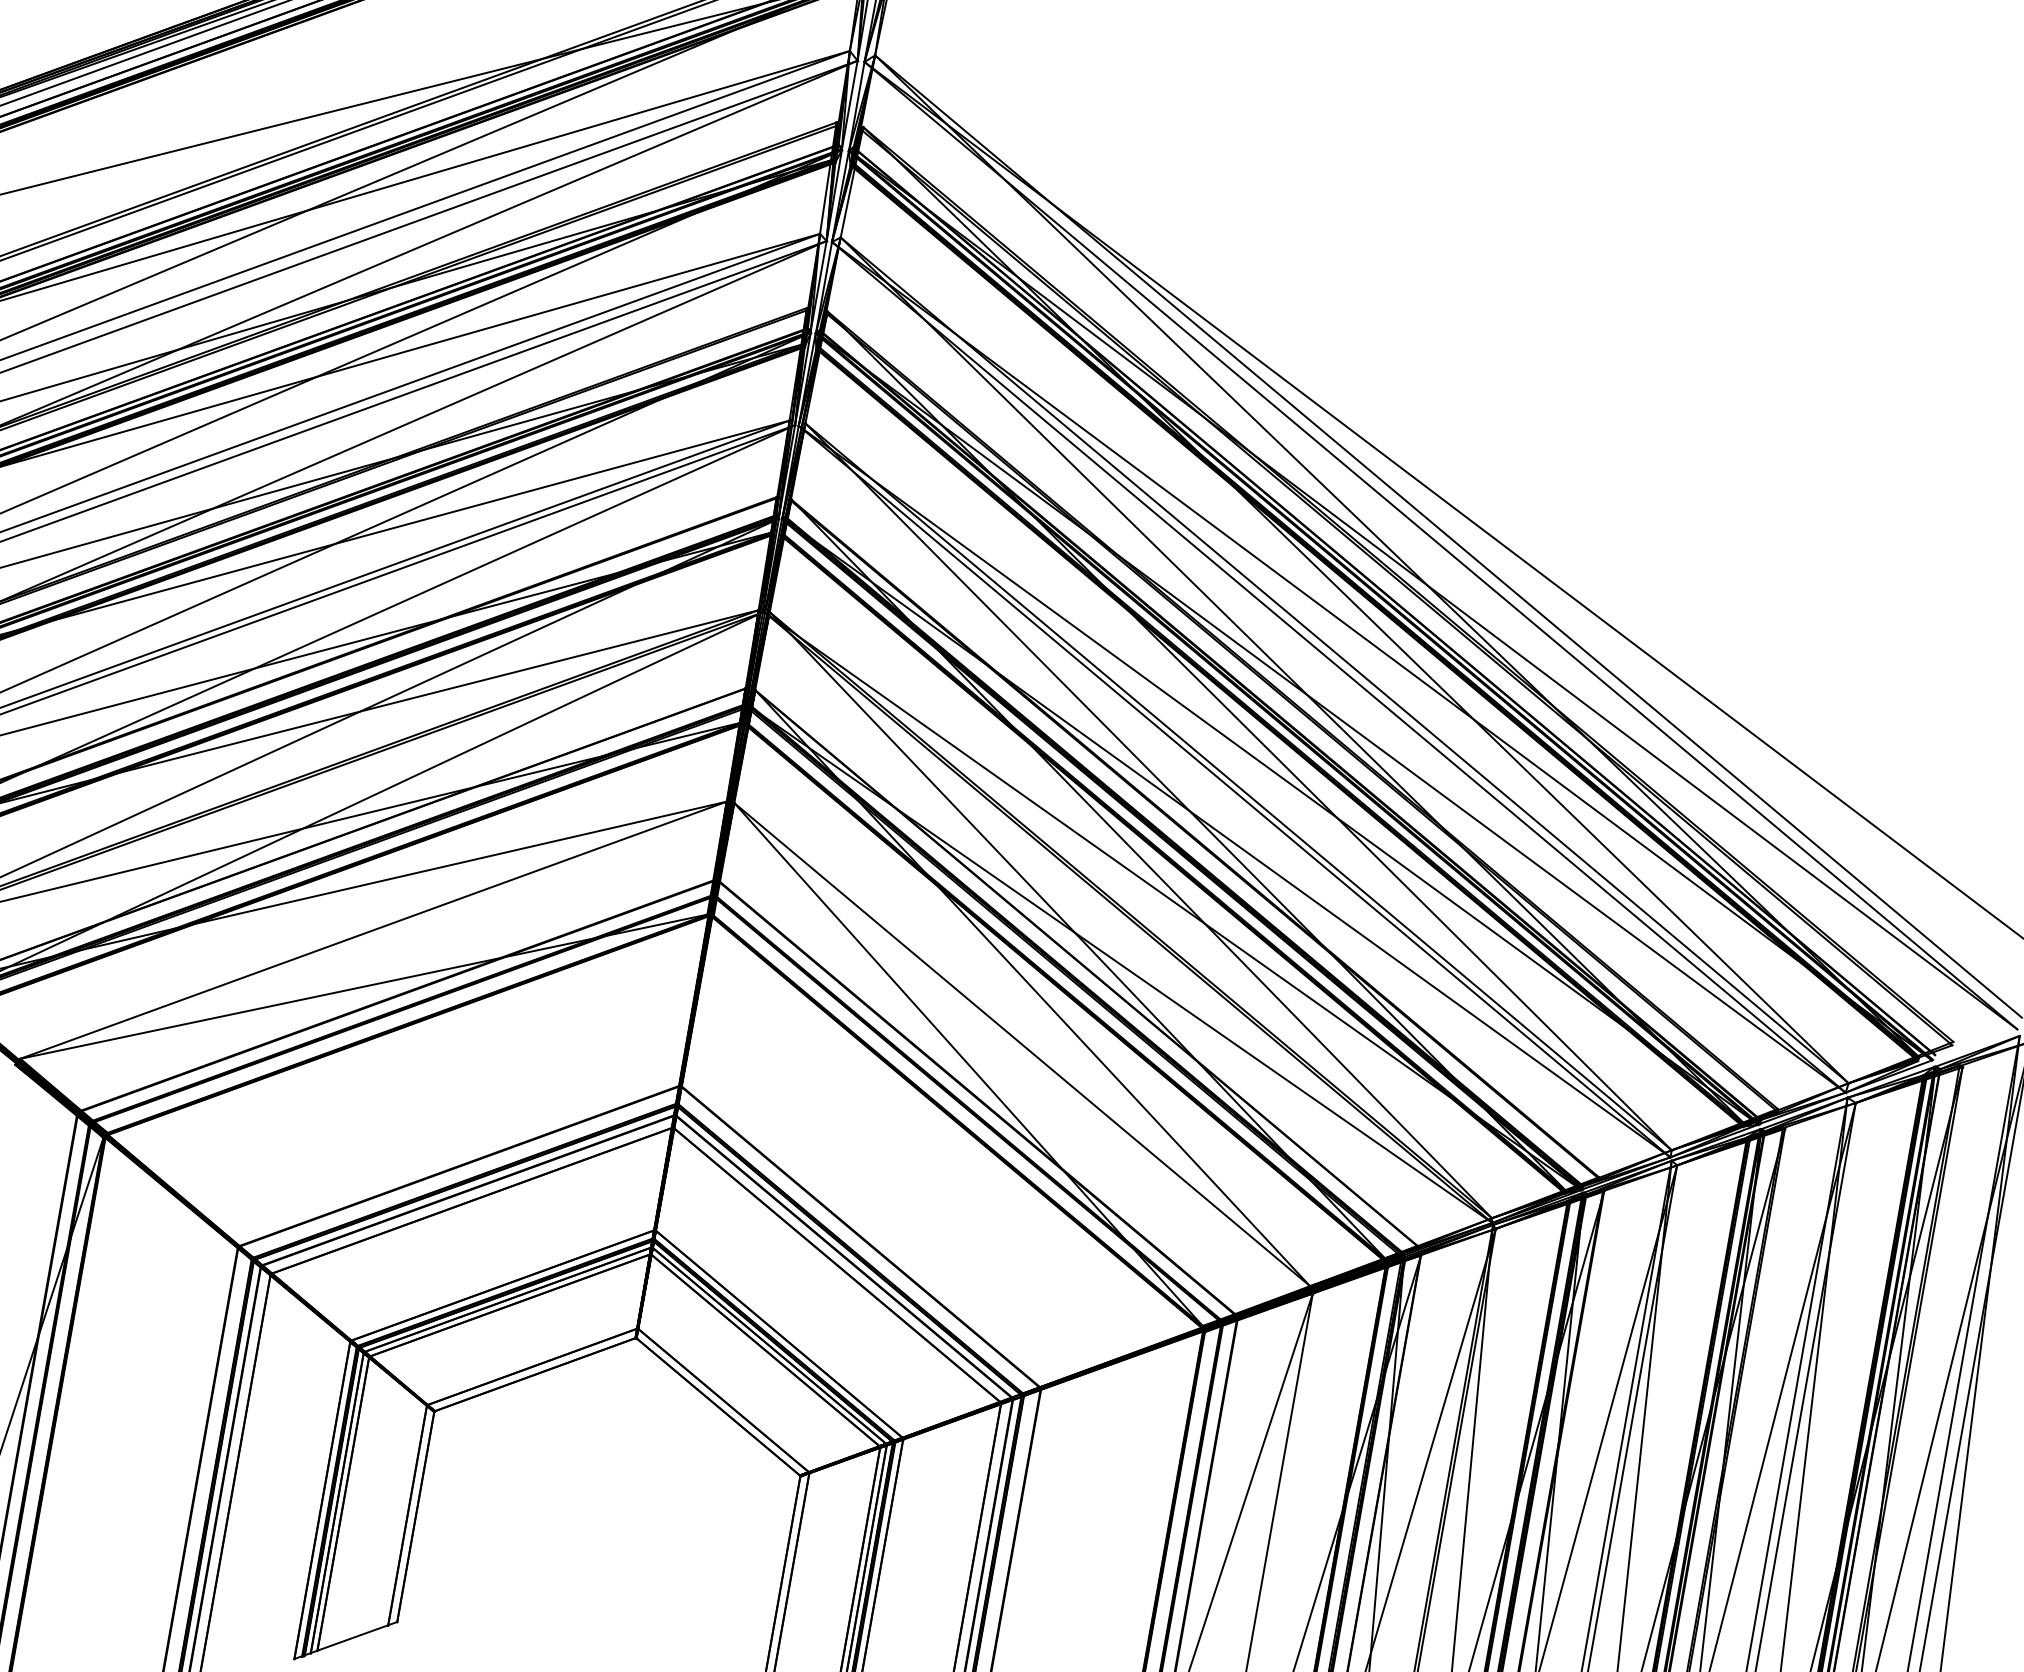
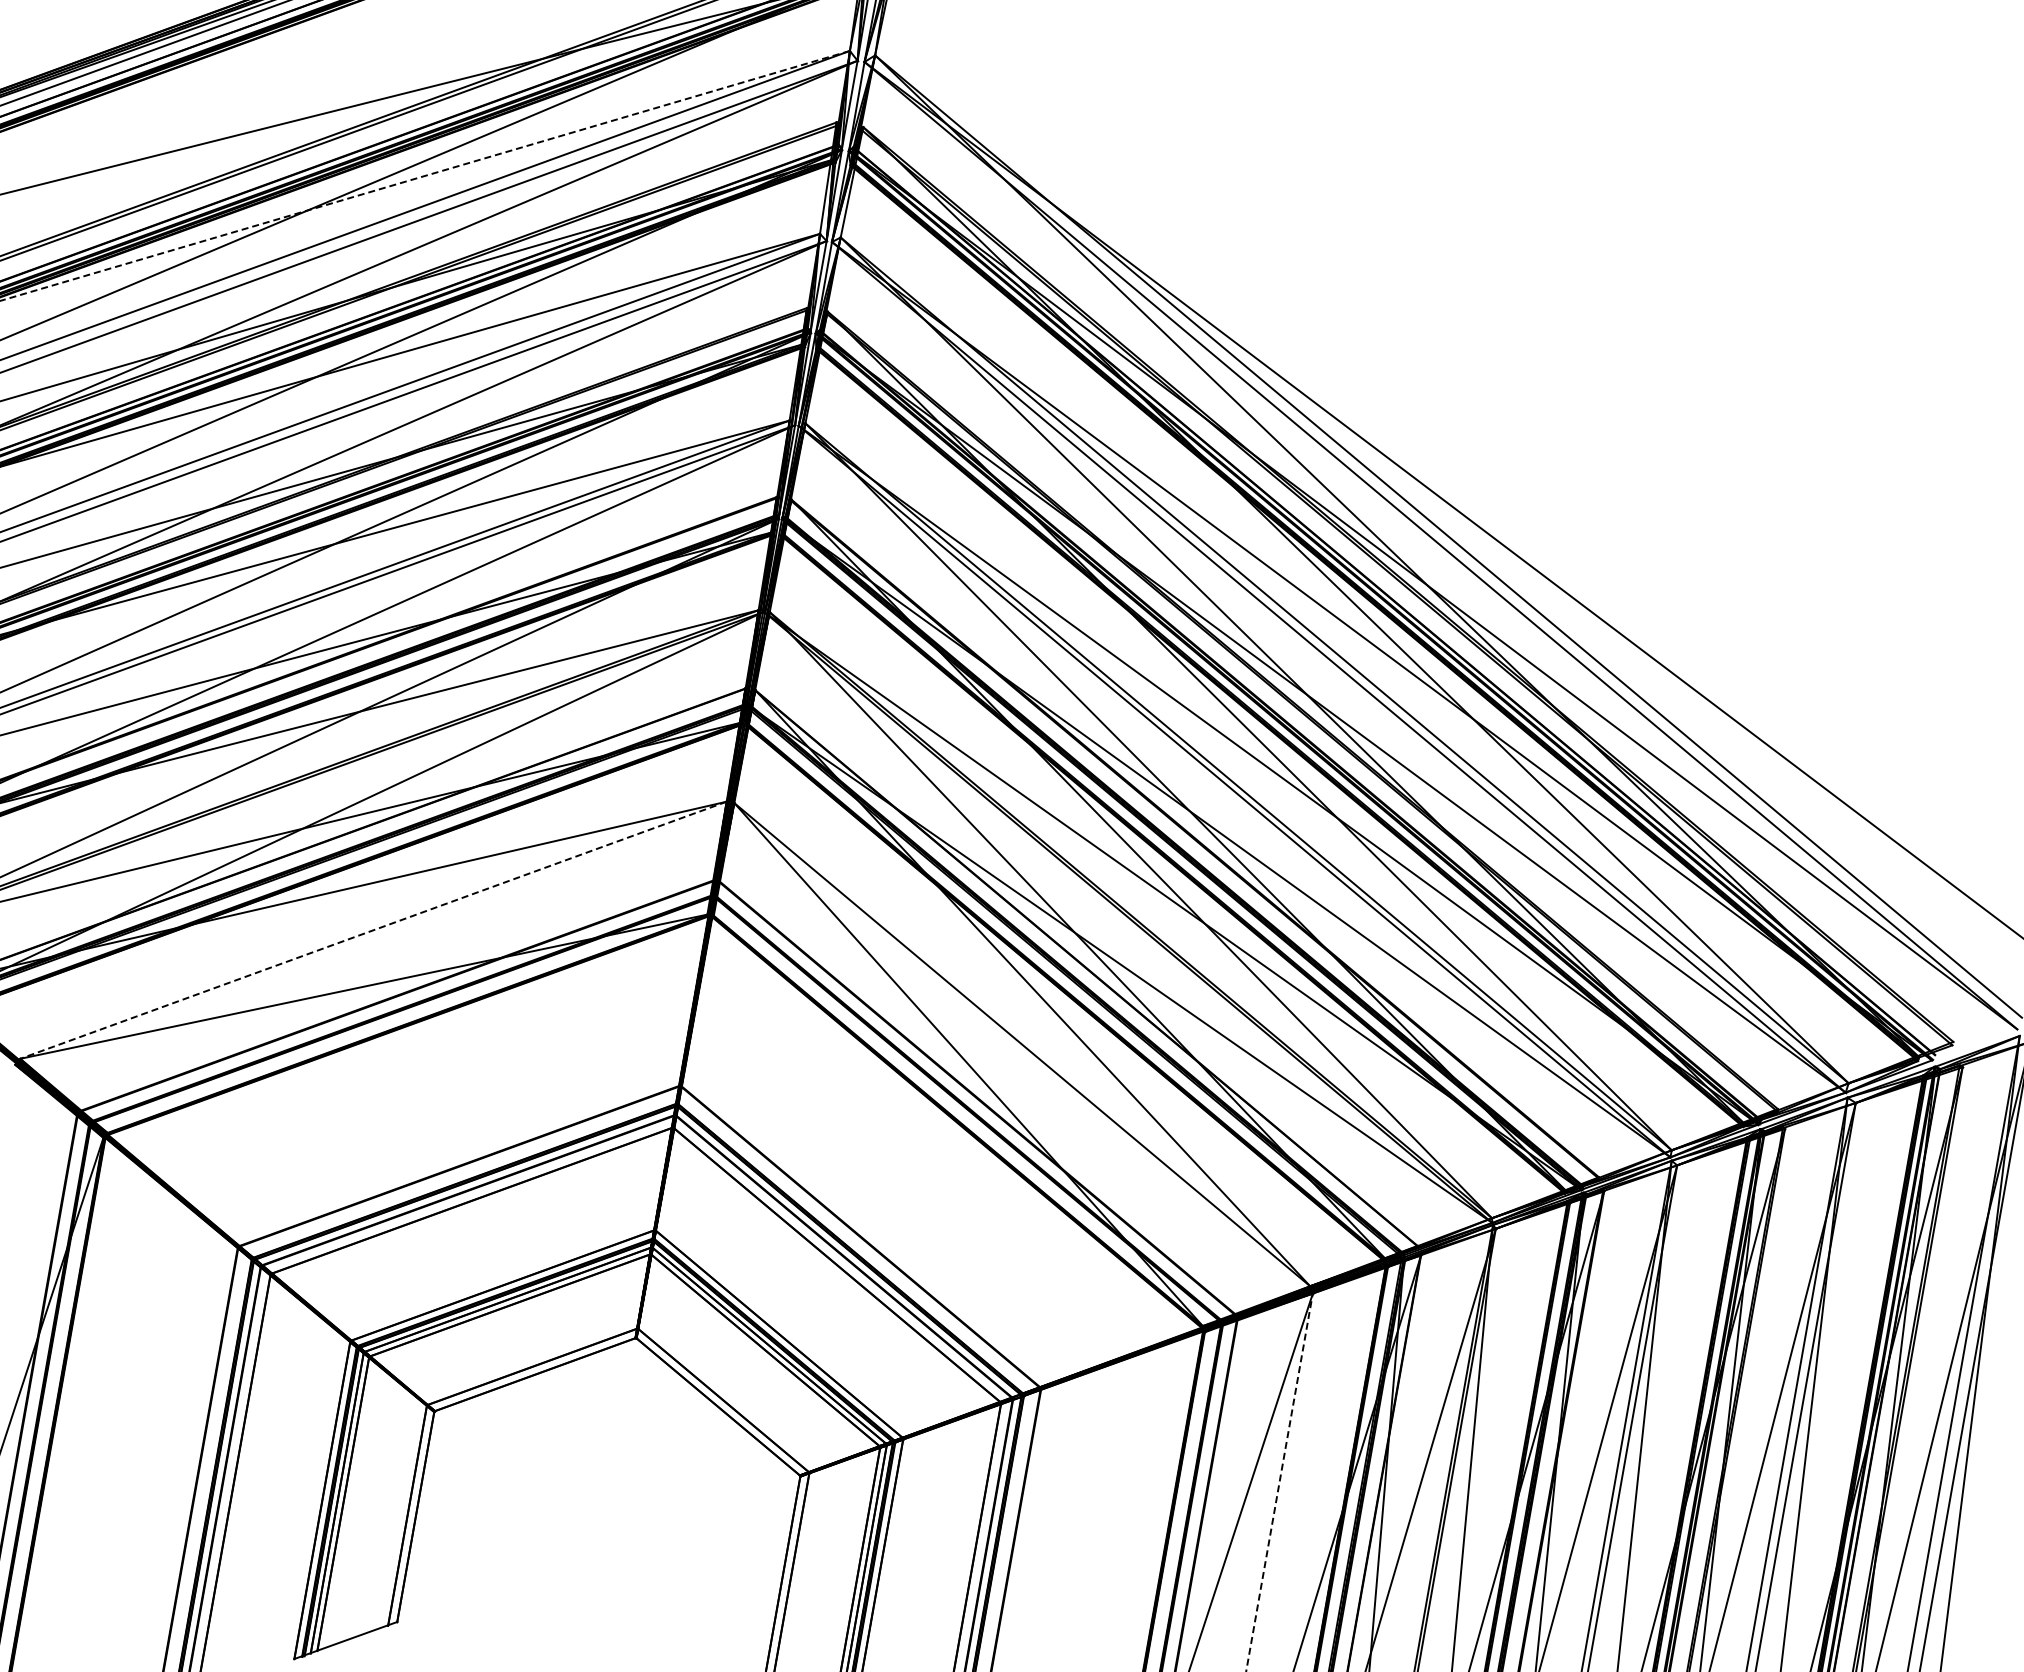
line: solid -> dashed (425, 175)
line: solid -> dashed (373, 930)
line: solid -> dashed (1279, 1482)
